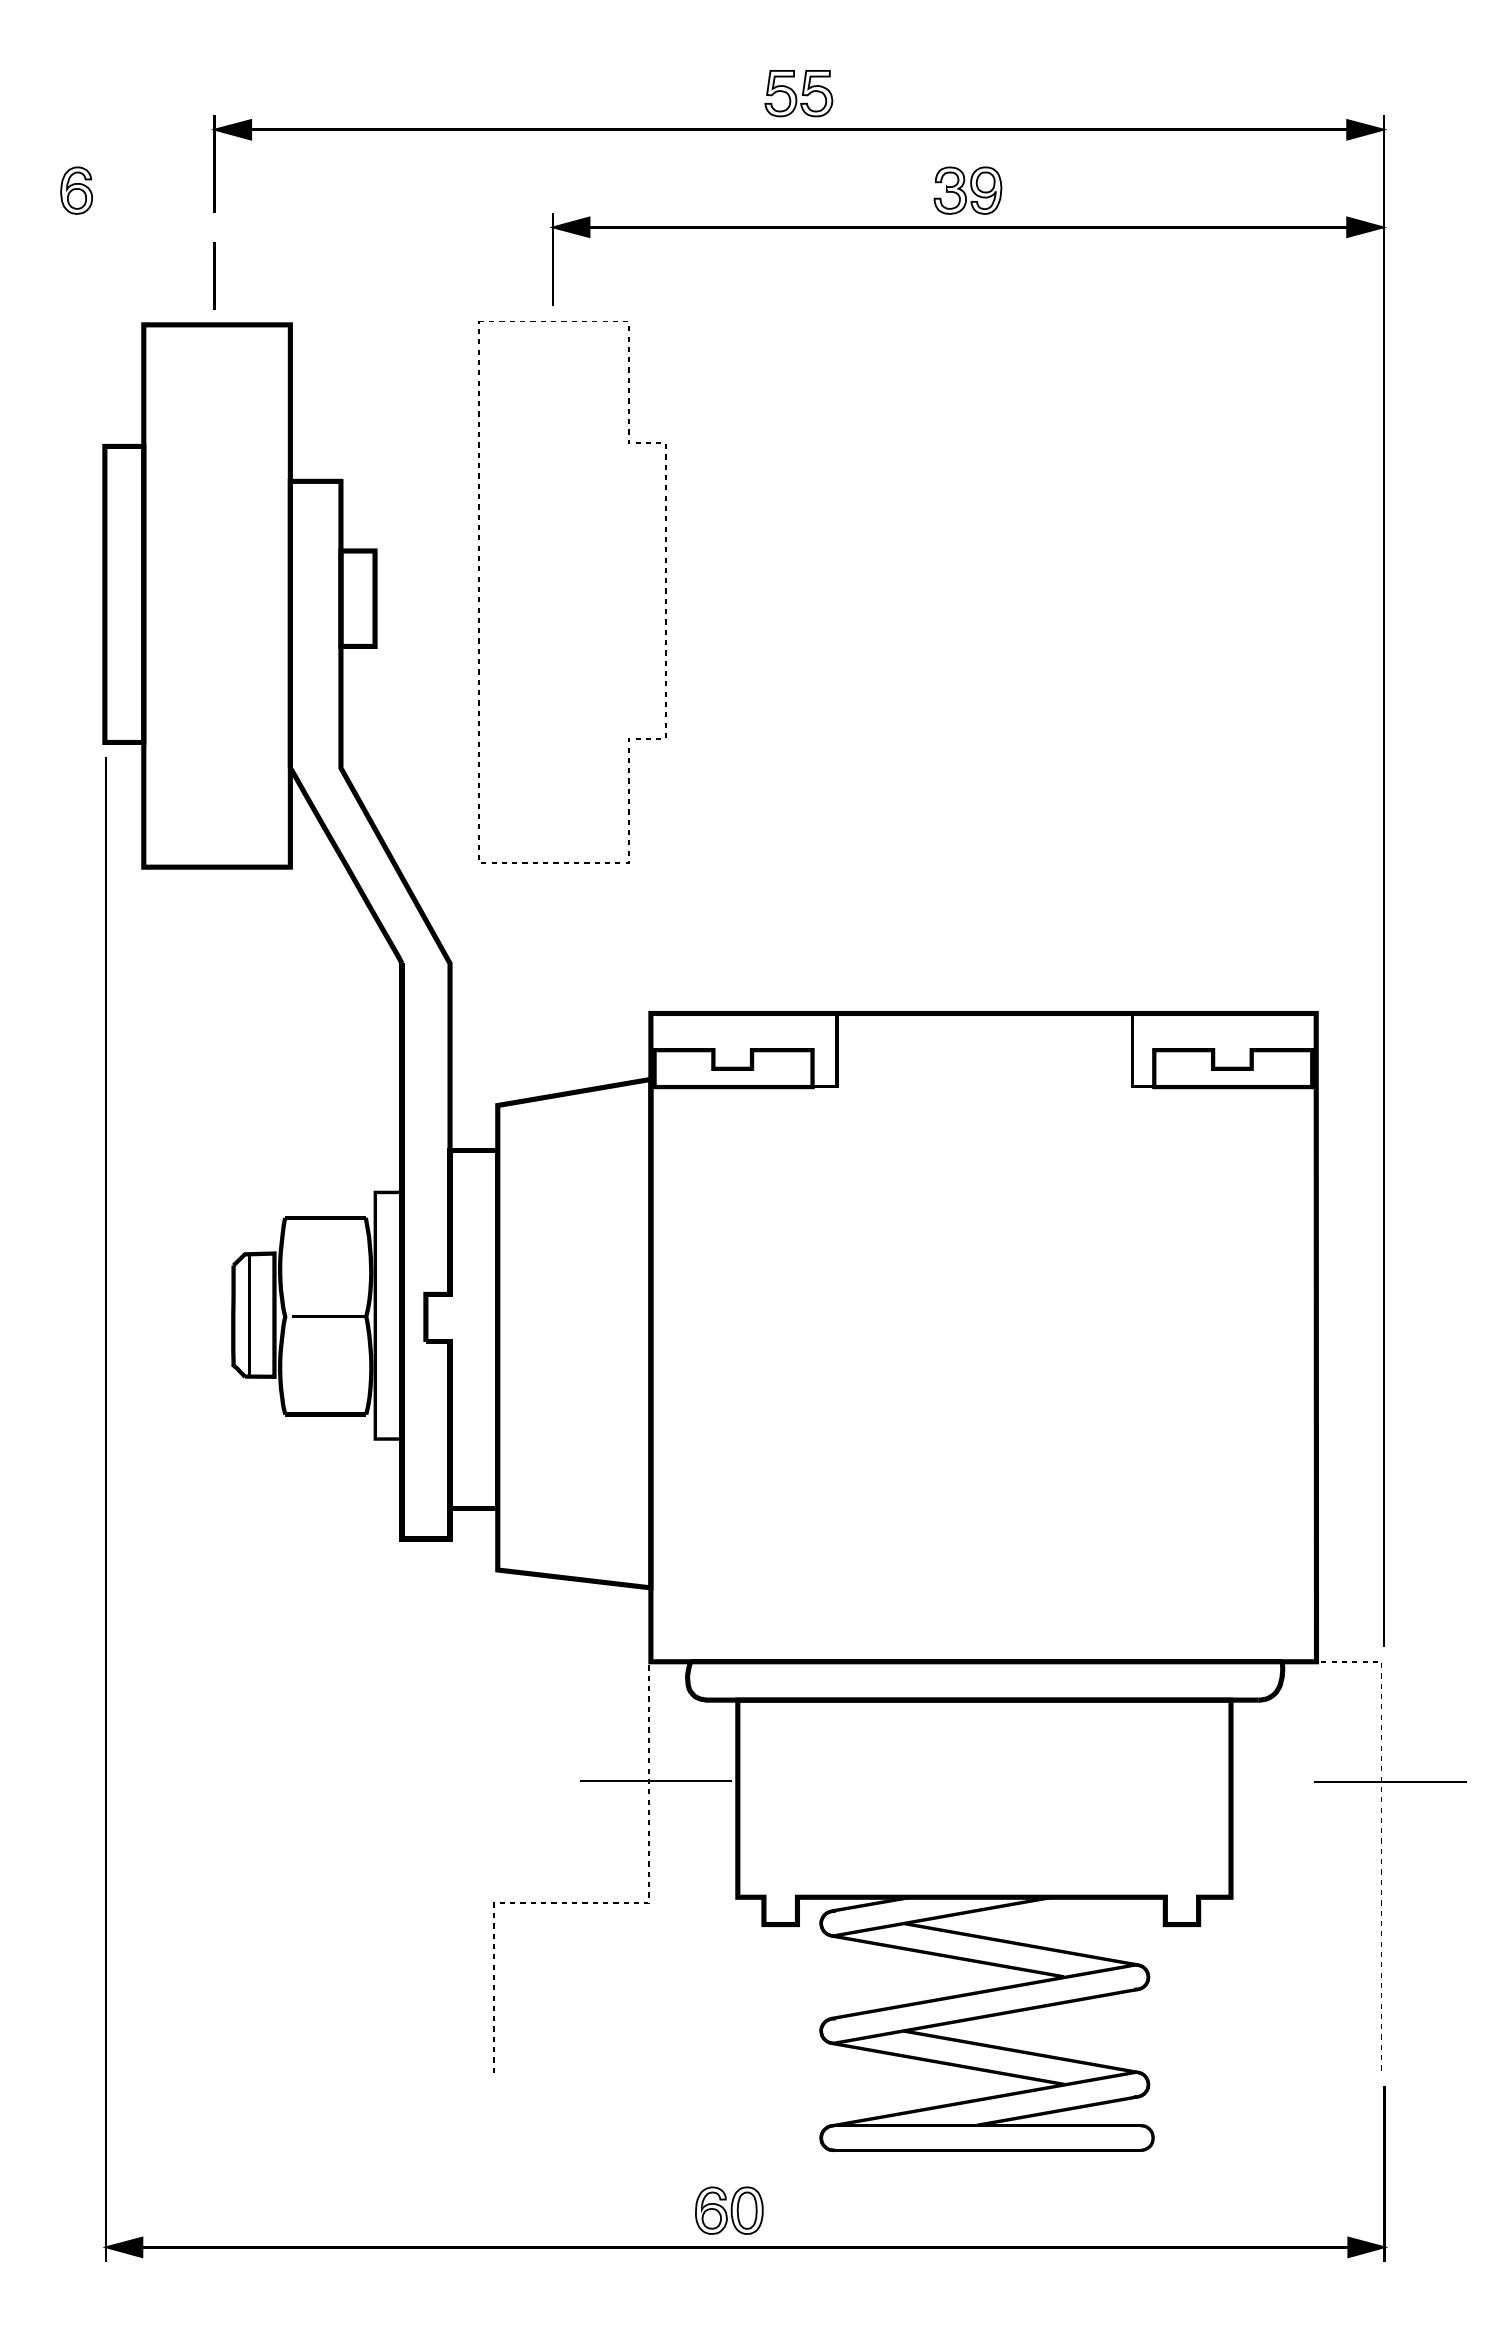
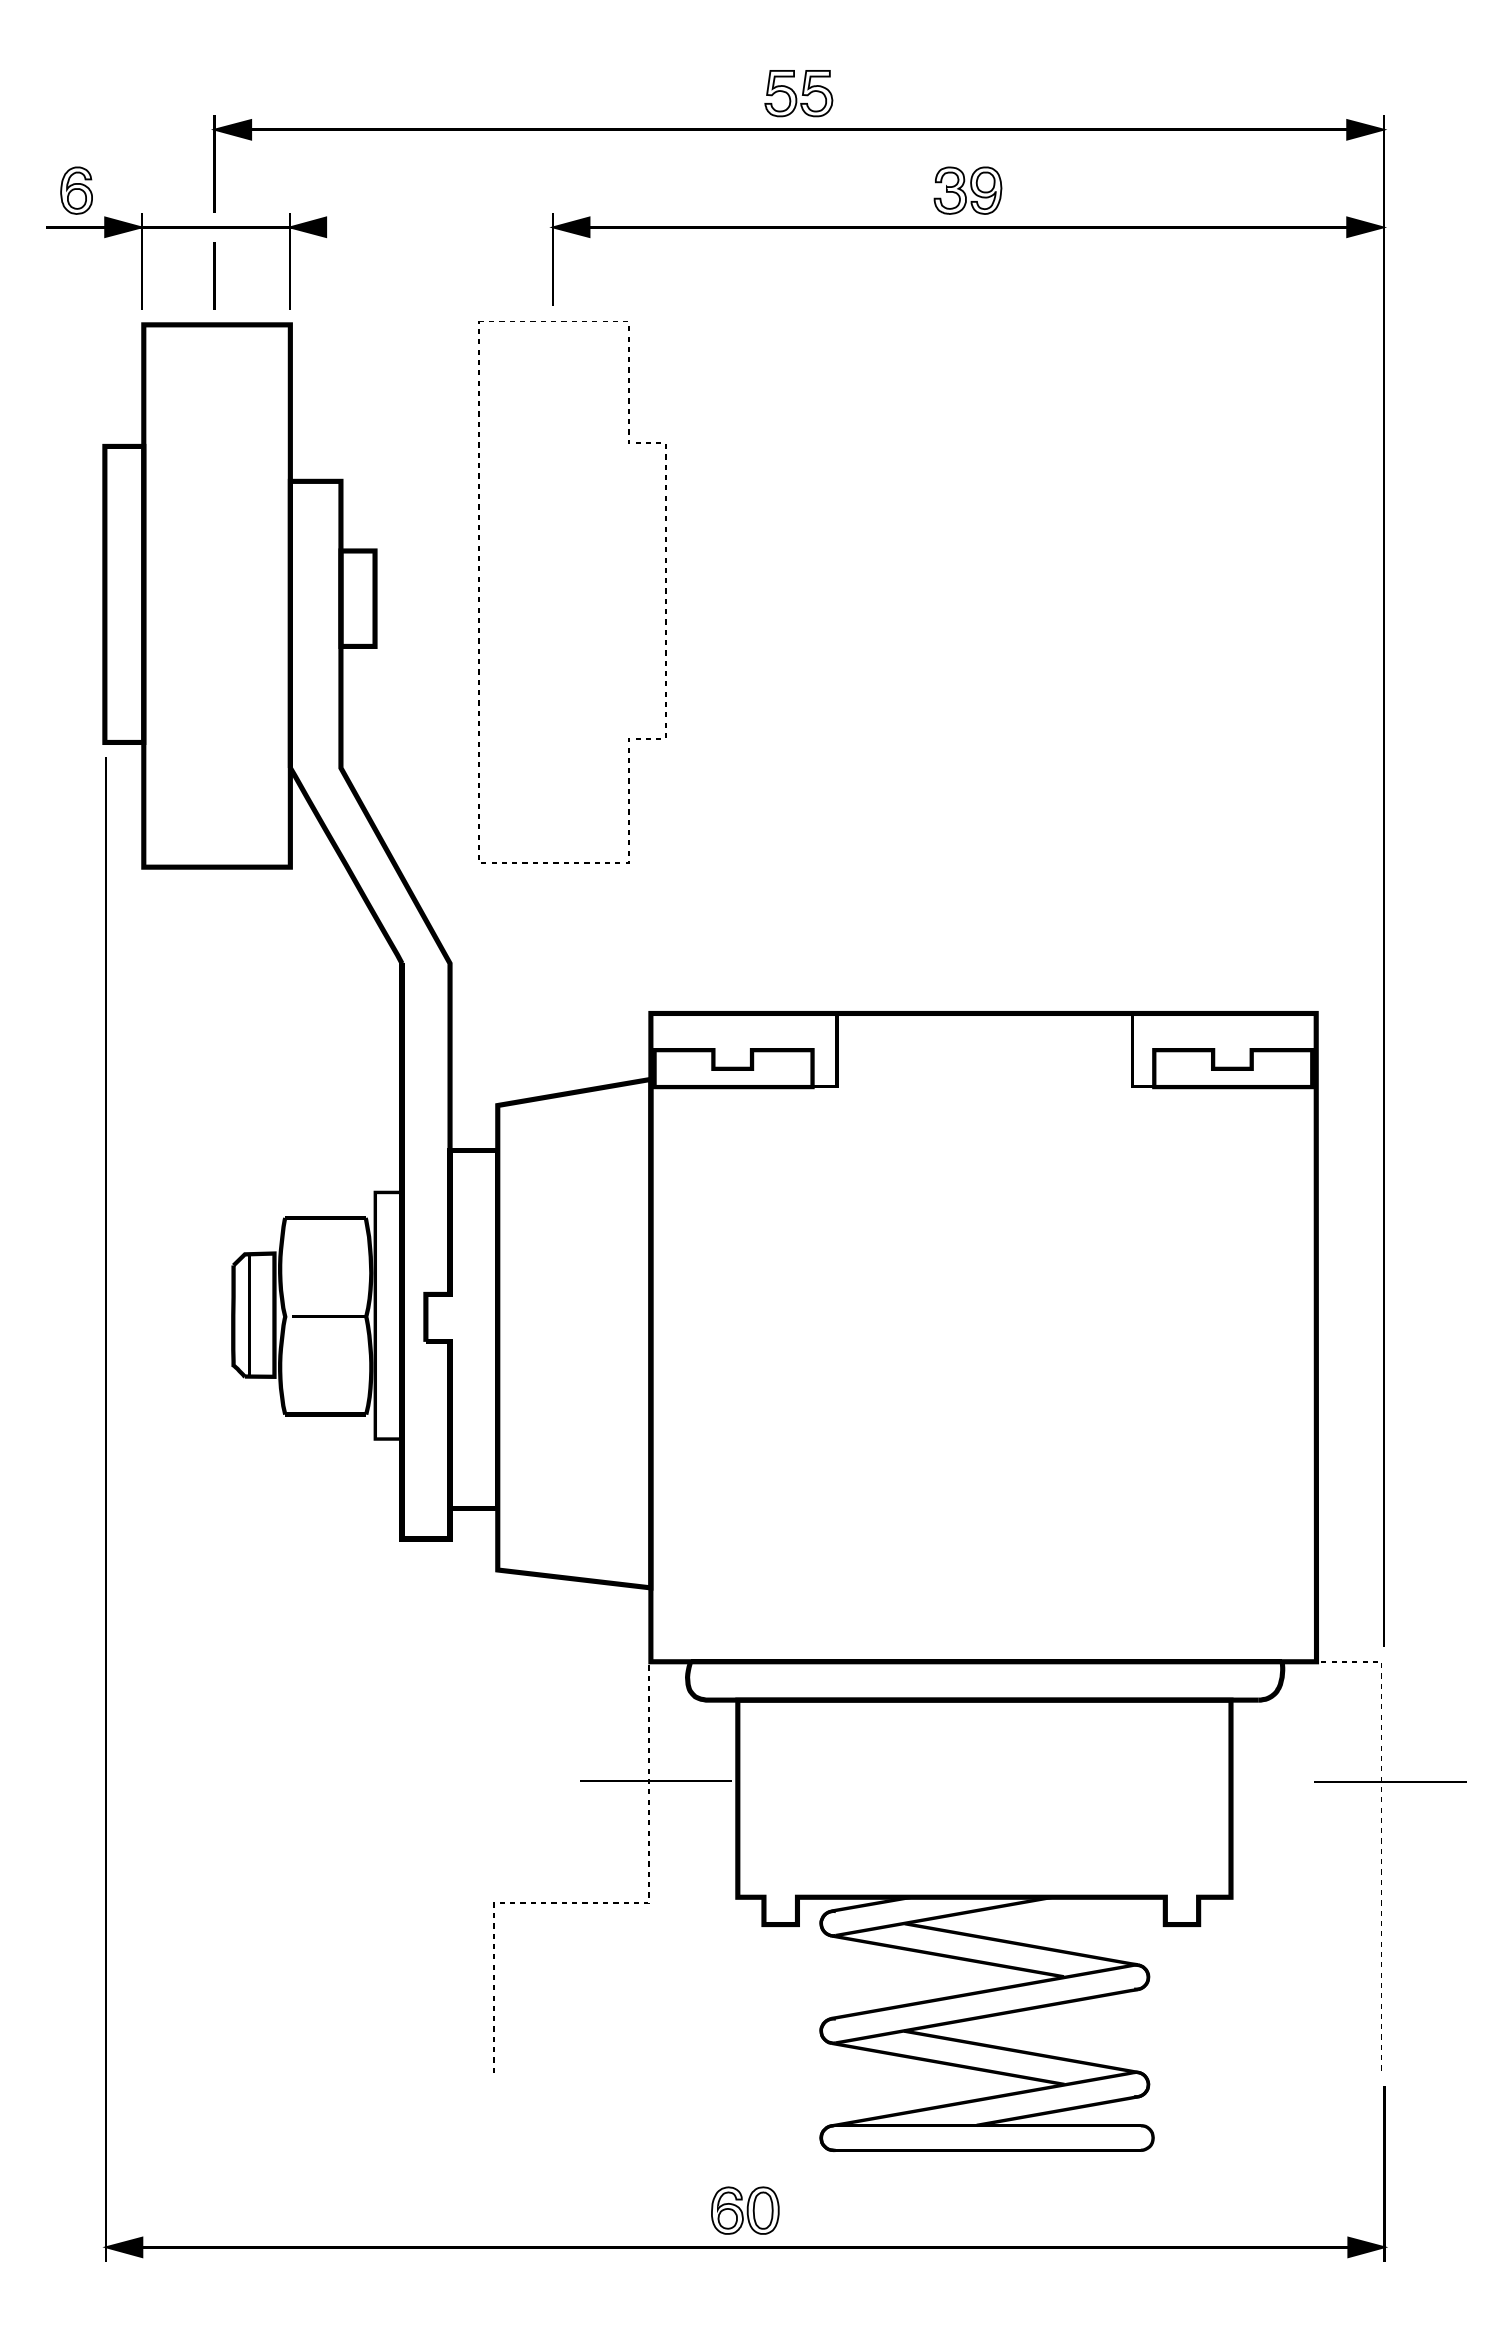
part: none -> present (186, 228)
part position: (729, 2210) -> (745, 2210) (745, 2210)
